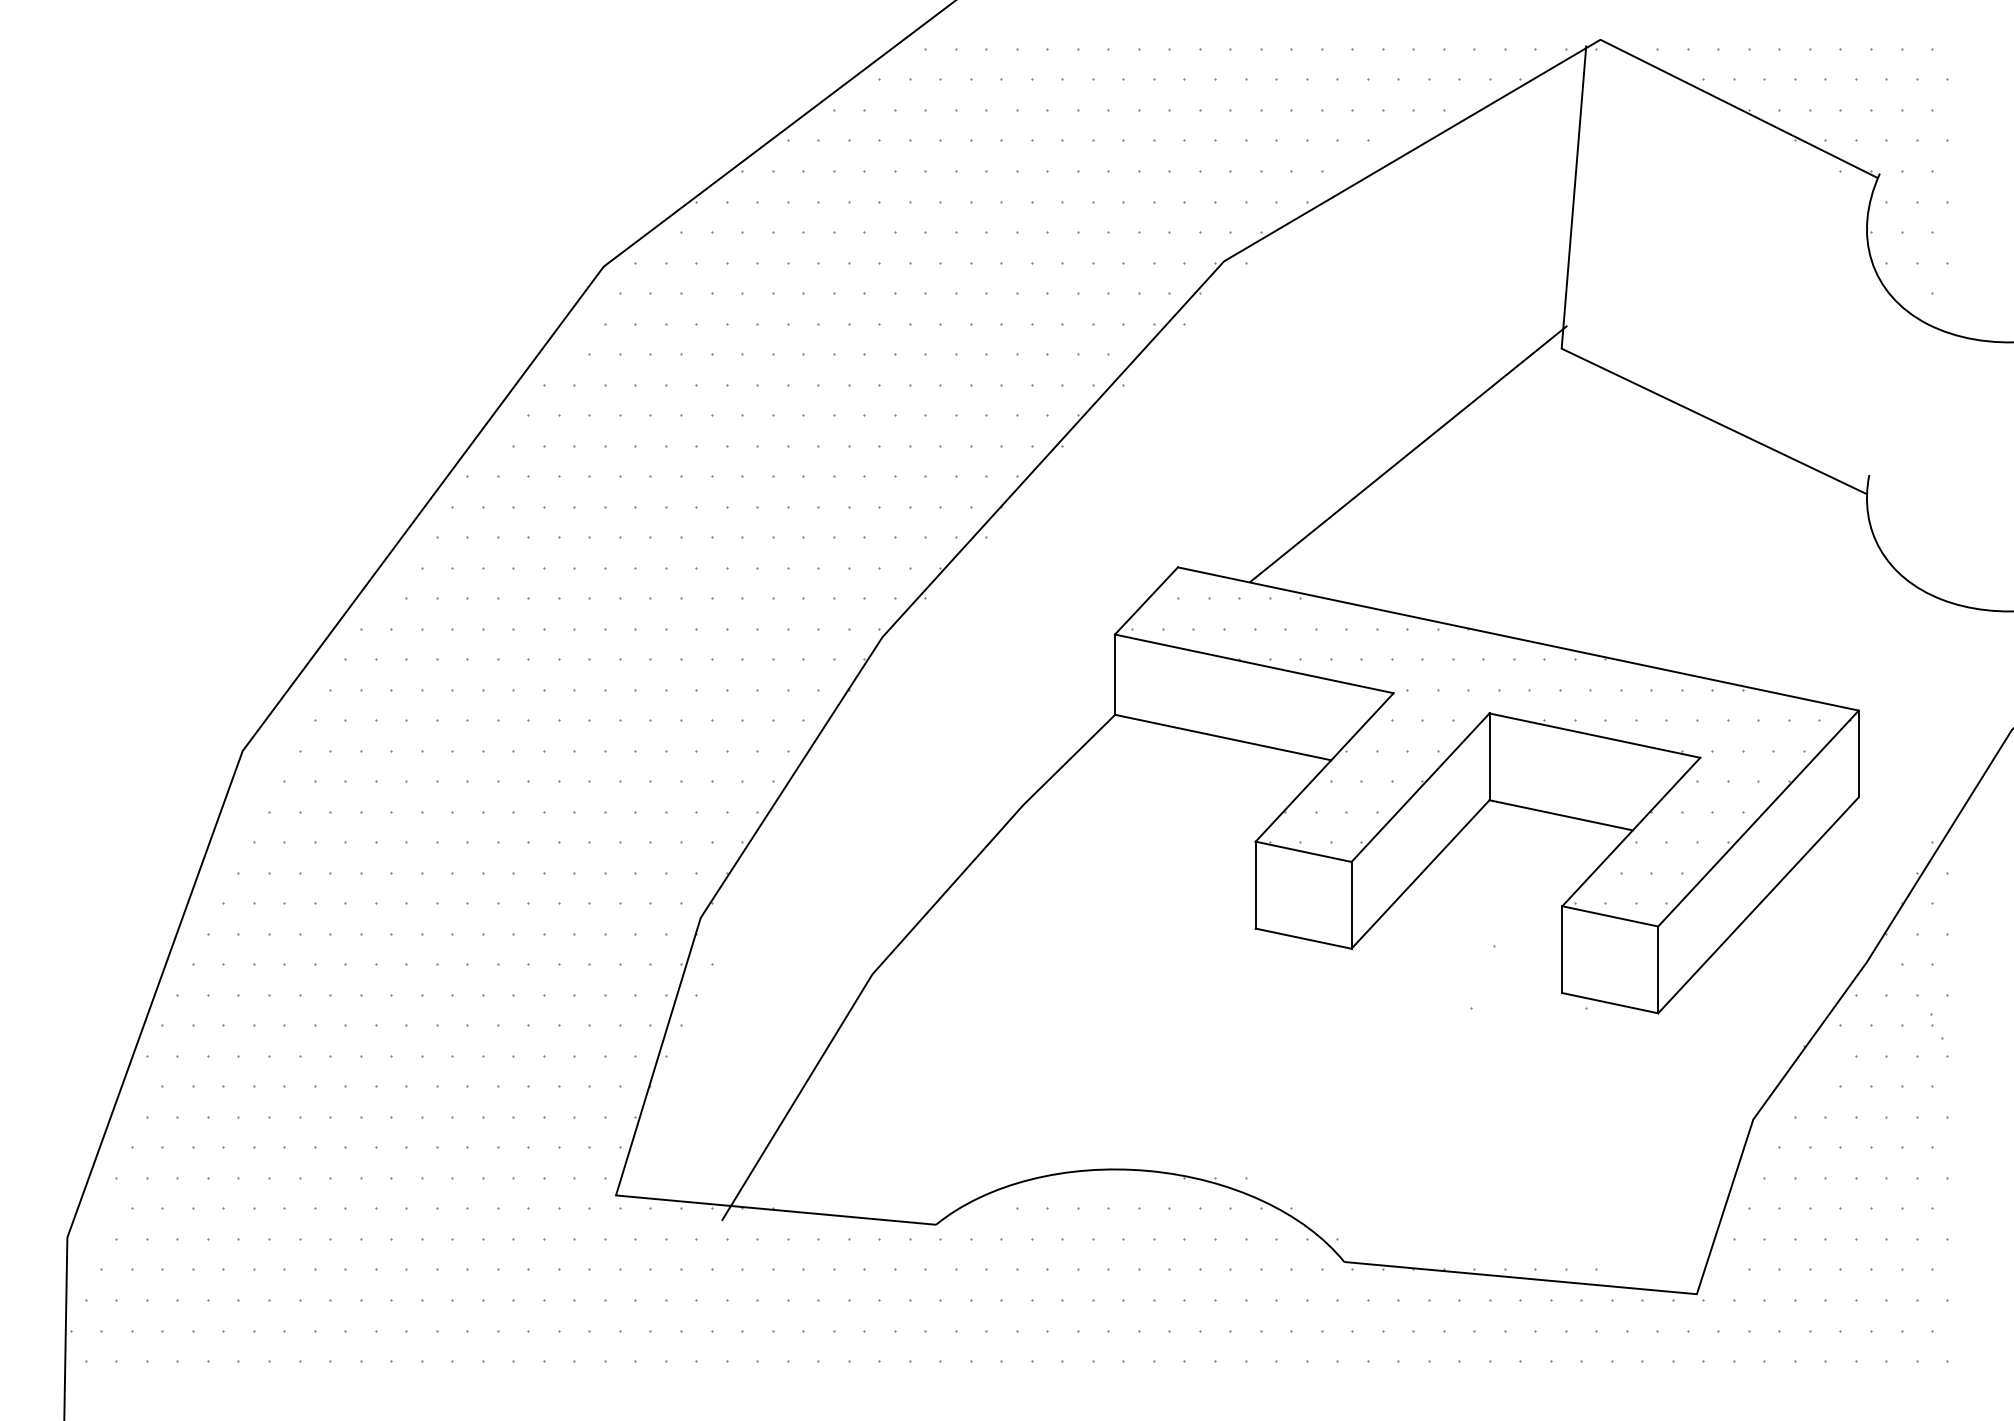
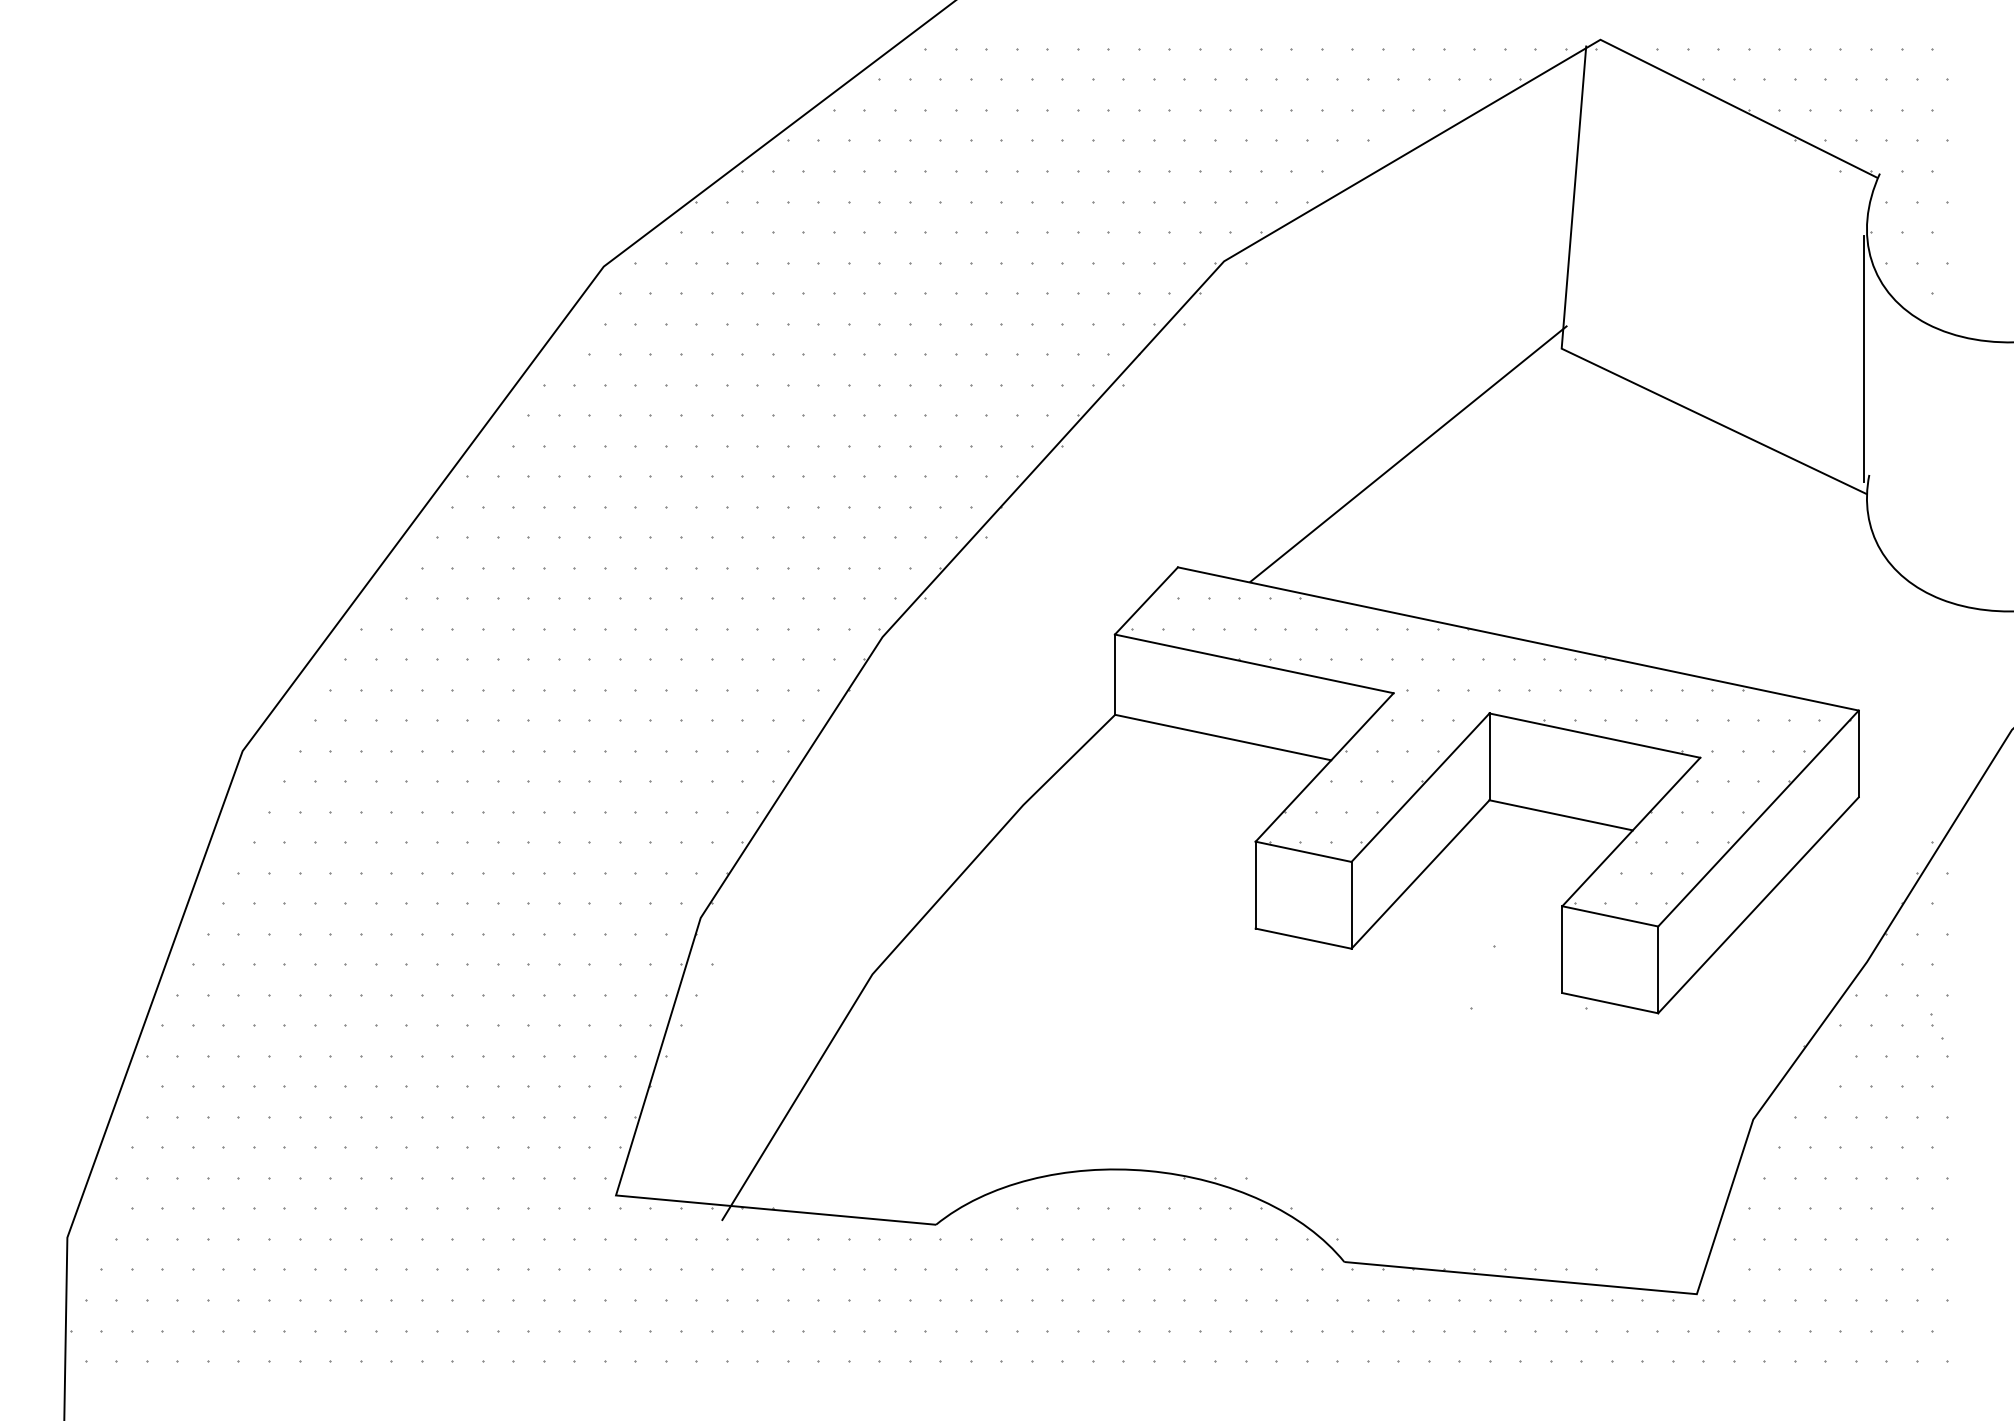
line: none -> present (1863, 358)
